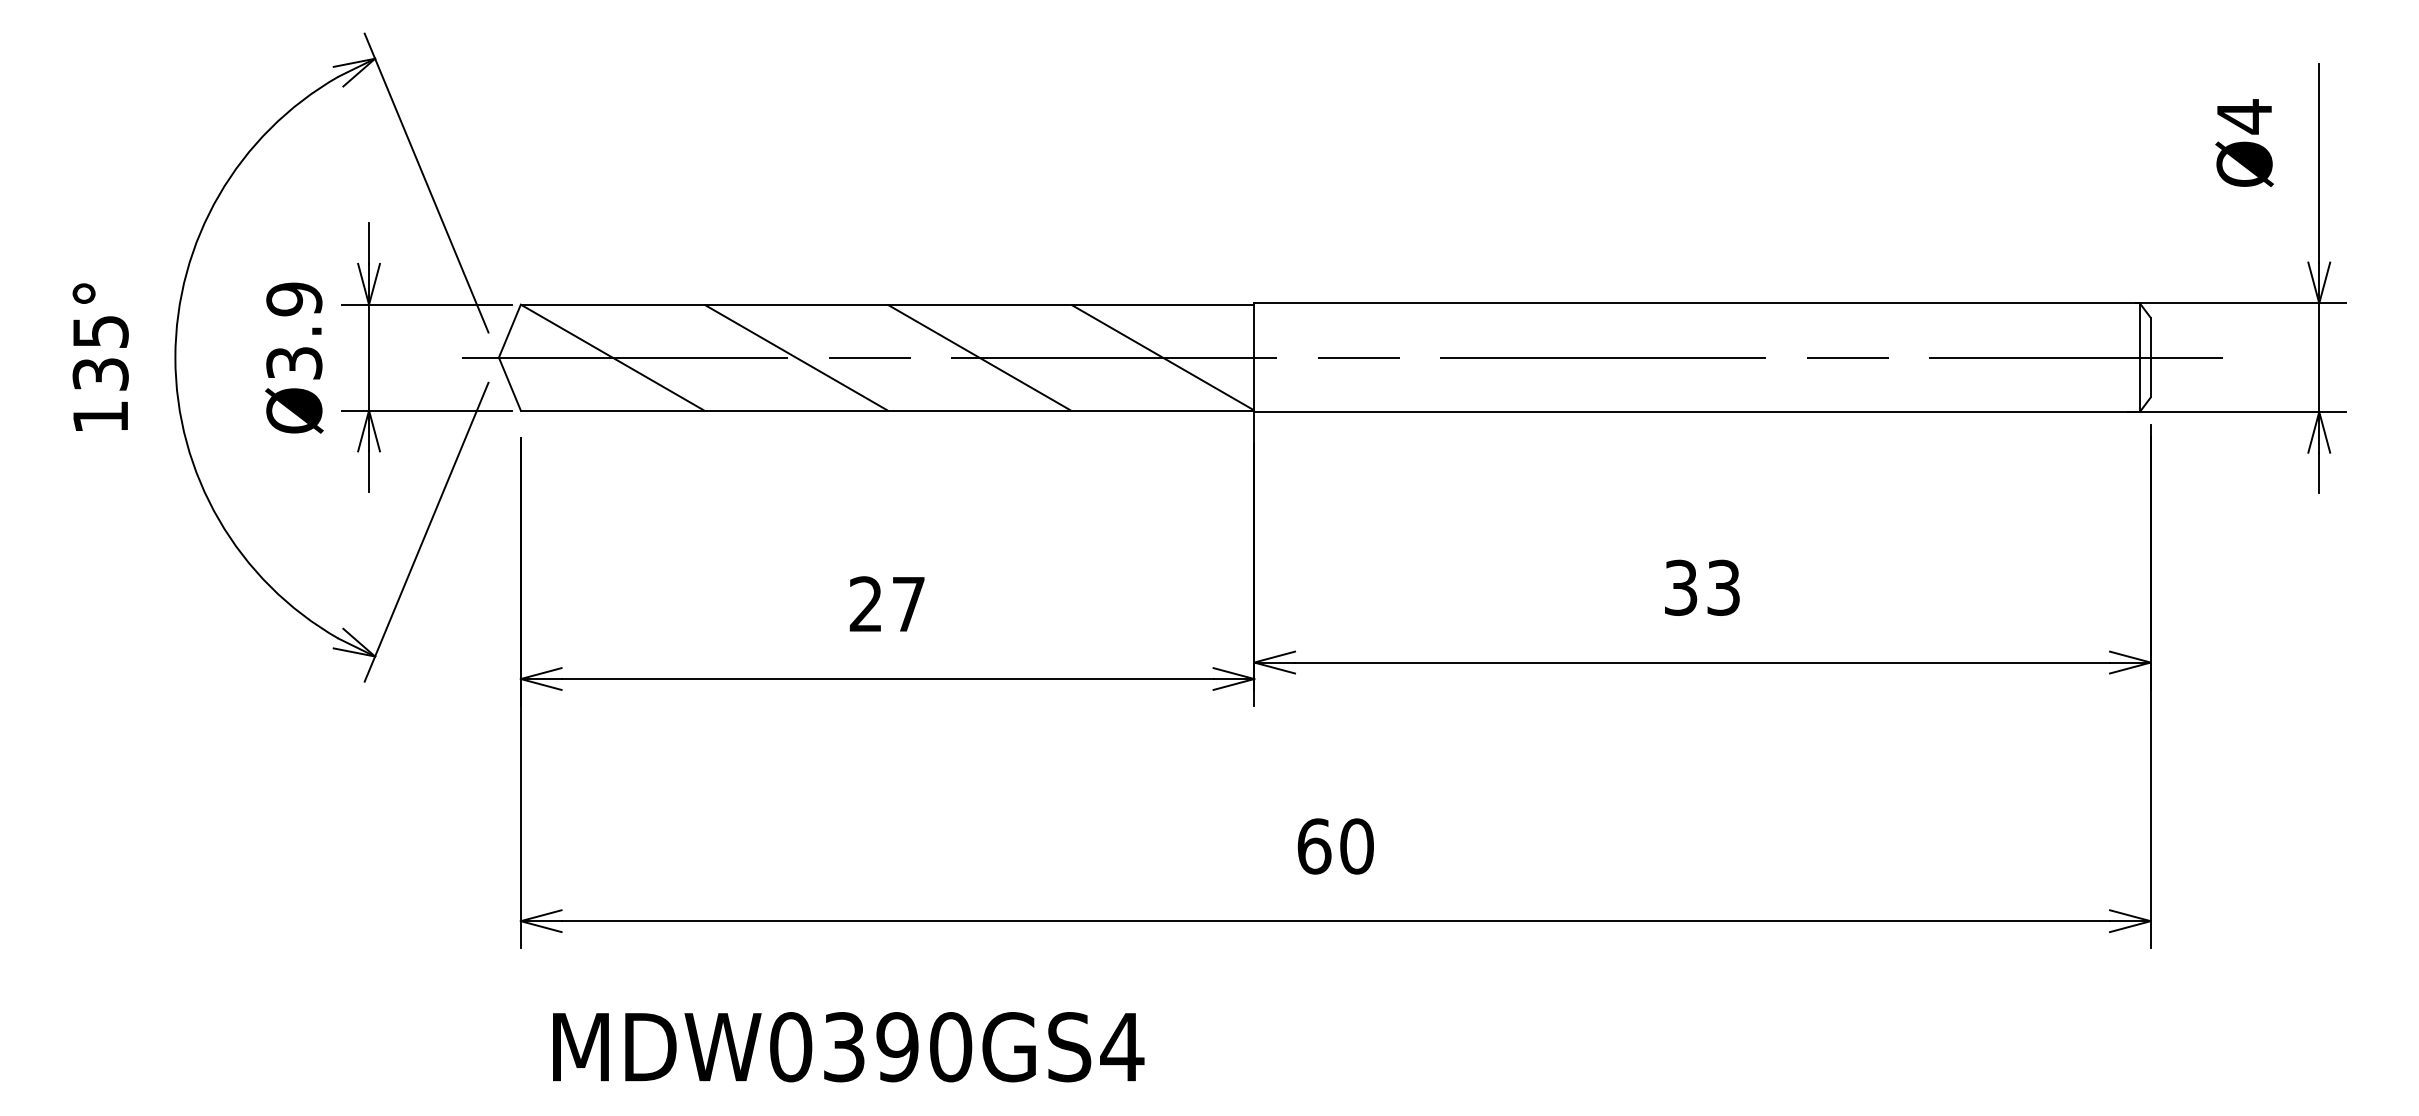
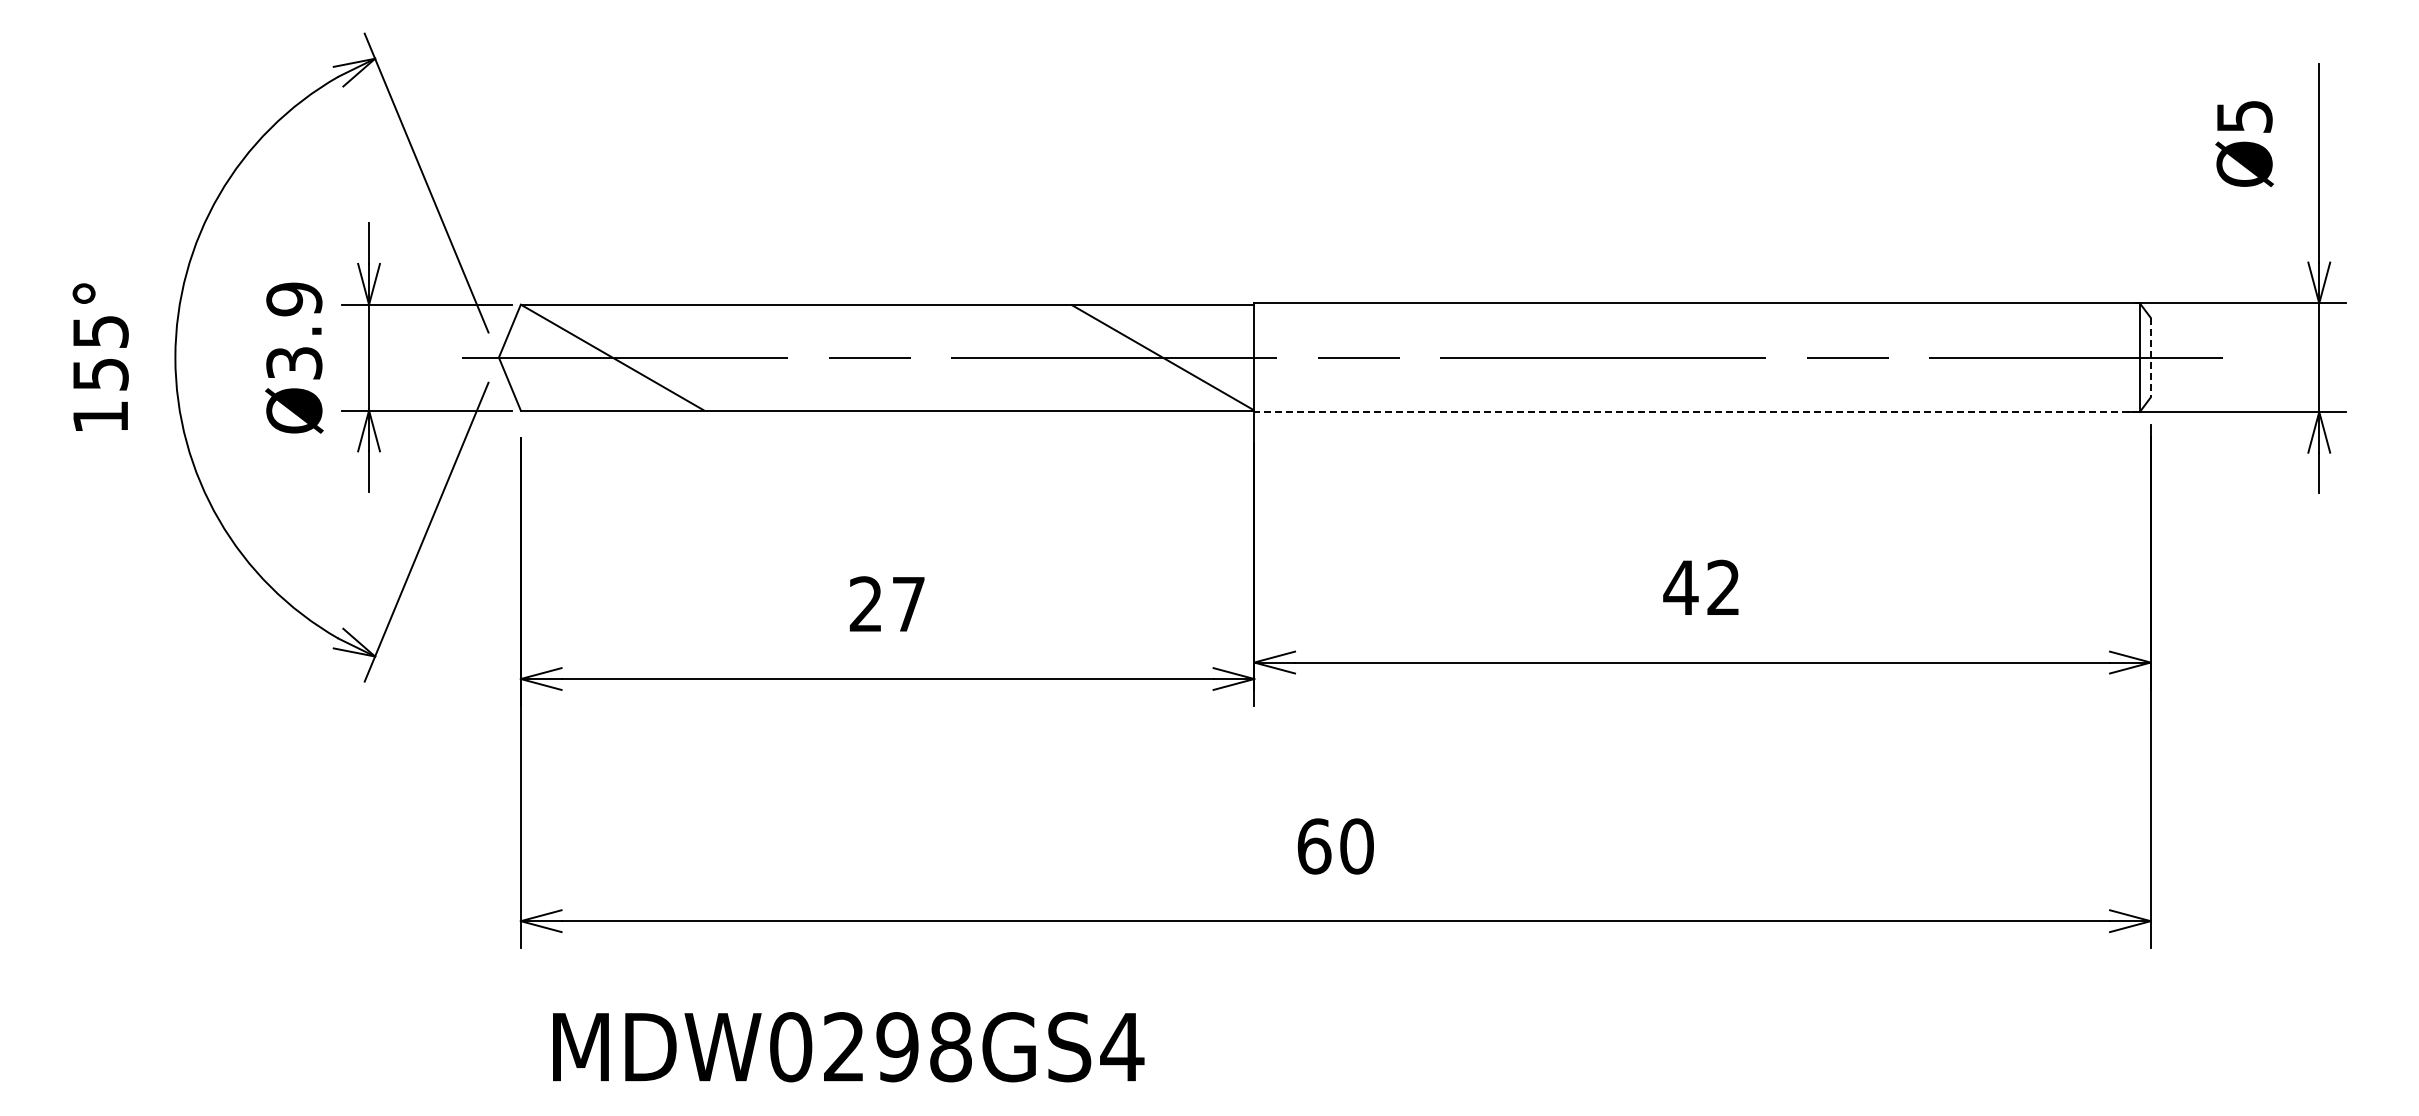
text: Ø4 -> Ø5 (2244, 116)
line: present -> none (795, 357)
line: present -> none (979, 357)
line: solid -> dashed (2150, 357)
text: 135° -> 155° (100, 374)
line: solid -> dashed (1697, 411)
text: 33 -> 42 (1701, 587)
text: MDW0390GS4 -> MDW0298GS4 (898, 1047)
